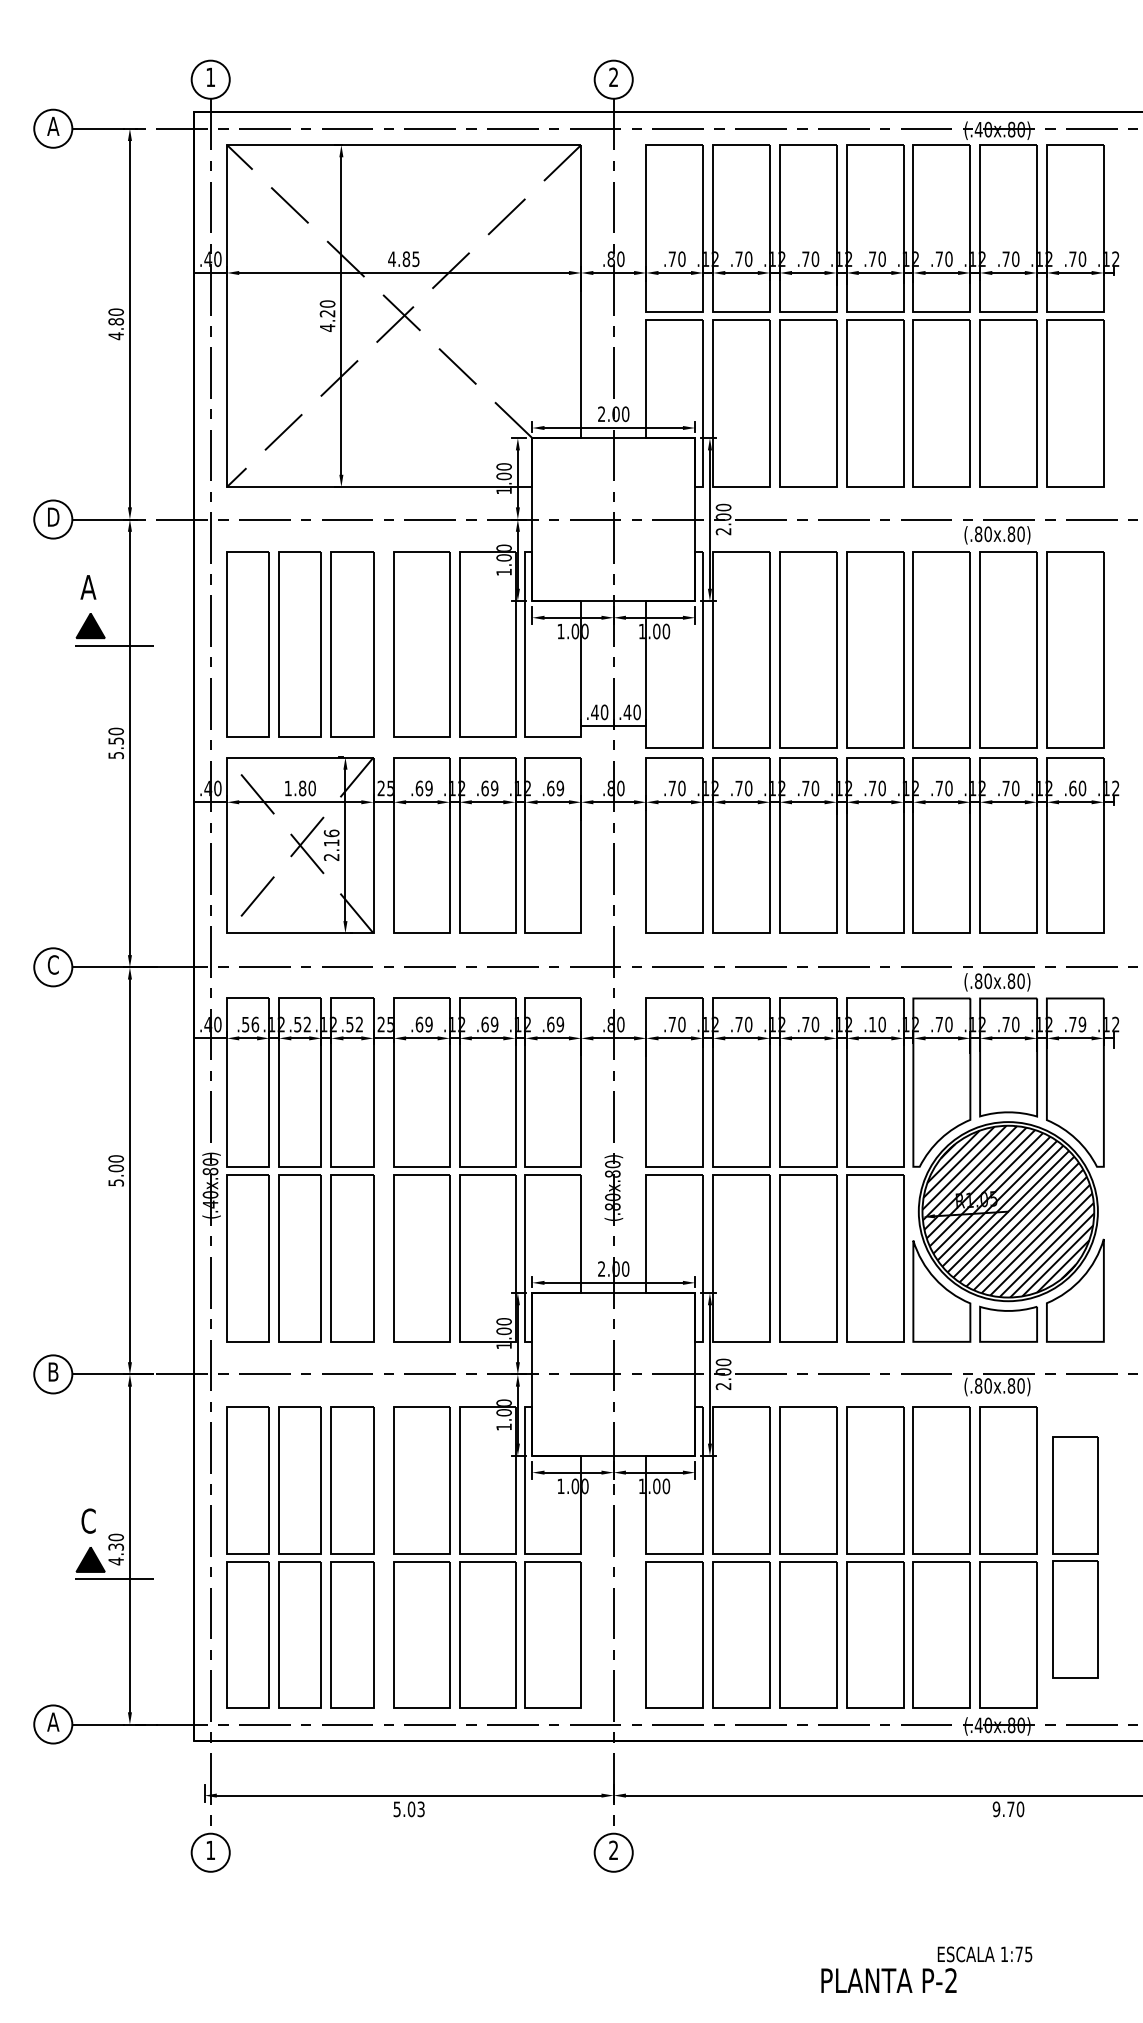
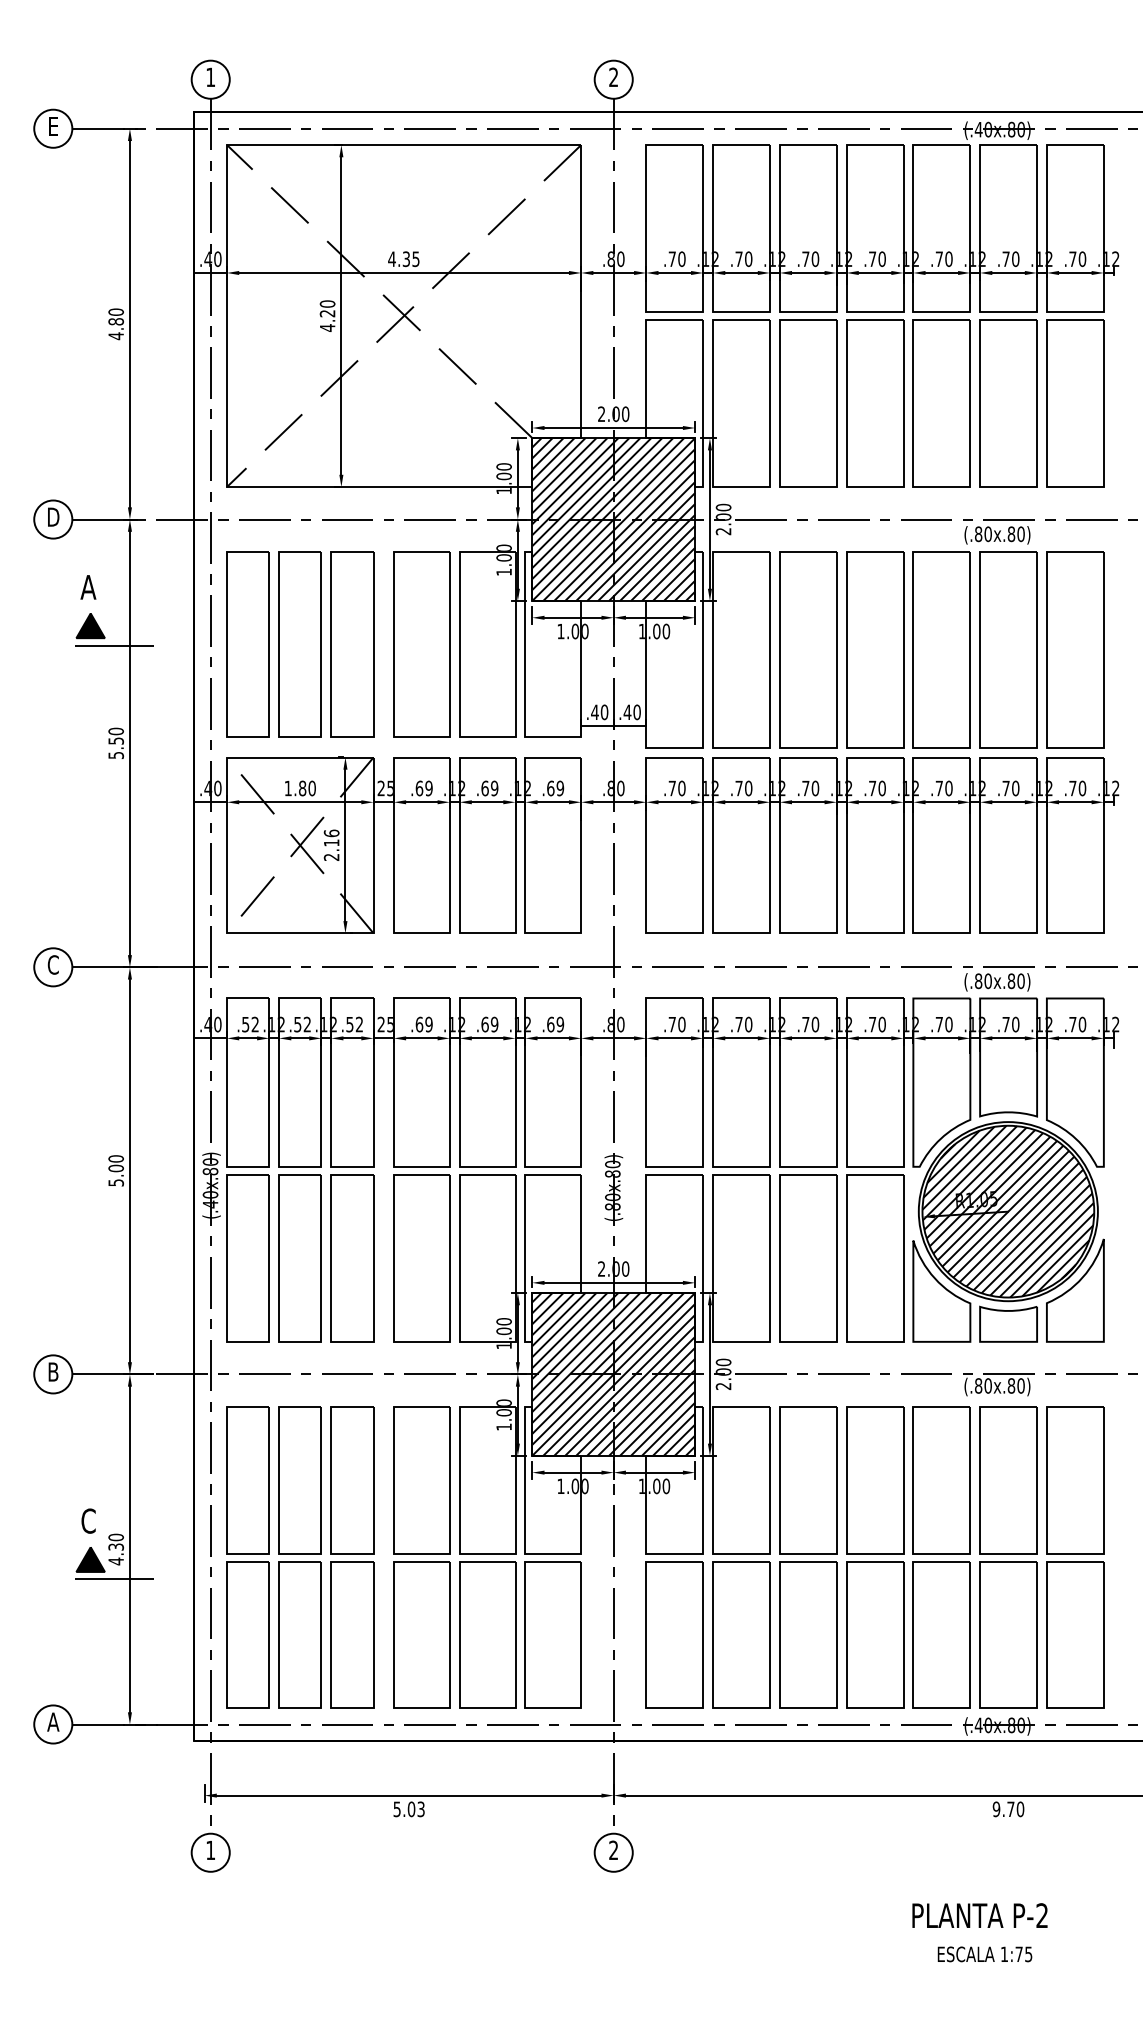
text: A -> E (53, 125)
text: 4.85 -> 4.35 (406, 258)
hatch: none -> present (613, 519)
text: .60 -> .70 (1072, 788)
text: .56 -> .52 (255, 1024)
text: .10 -> .70 (872, 1024)
text: .79 -> .70 (1081, 1024)
hatch: none -> present (613, 1374)
part size: 47x243 px -> 59x303 px (1075, 1557)
text position: (888, 1980) -> (979, 1915) (979, 1915)
